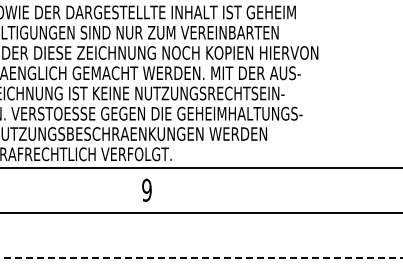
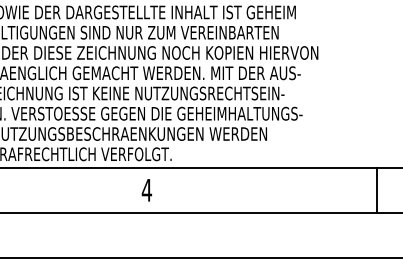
text: 9 -> 4 (146, 189)
line: none -> present (376, 189)
line: dashed -> solid (201, 257)
